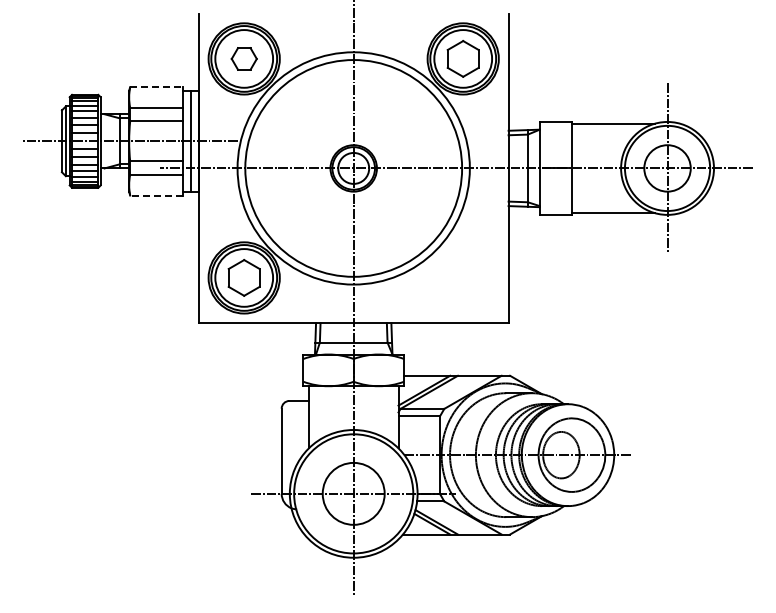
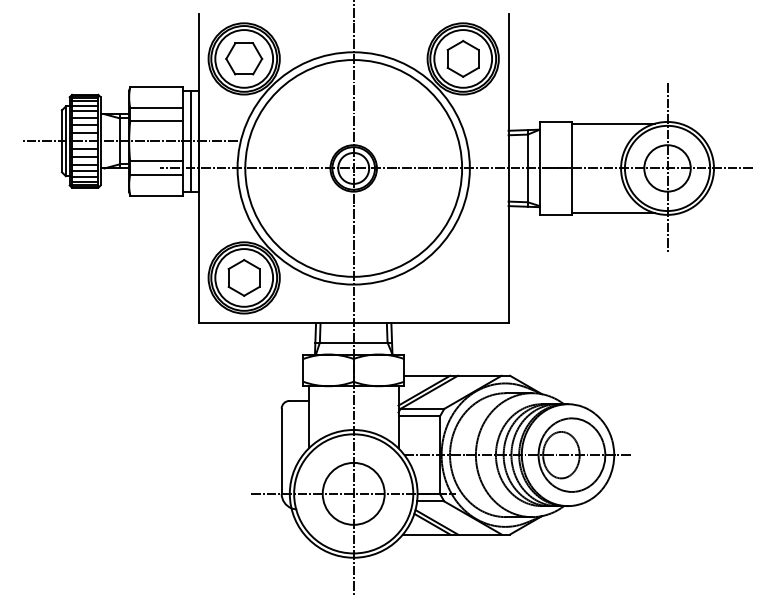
part size: 28x24 px -> 39x34 px (244, 58)
line: dashed -> solid (156, 87)
line: dashed -> solid (156, 195)
